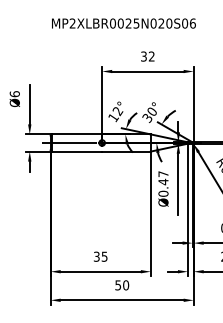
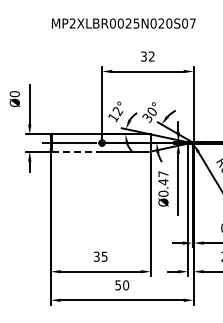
text: MP2XLBR0025N020S06 -> MP2XLBR0025N020S07 (192, 23)
text: Ø6 -> Ø0 (14, 93)
line: solid -> dashed (77, 151)
